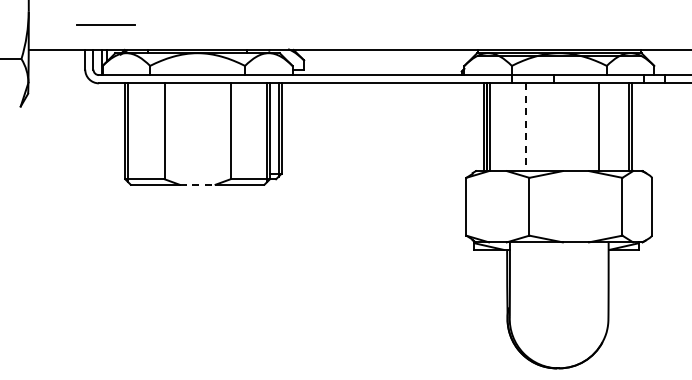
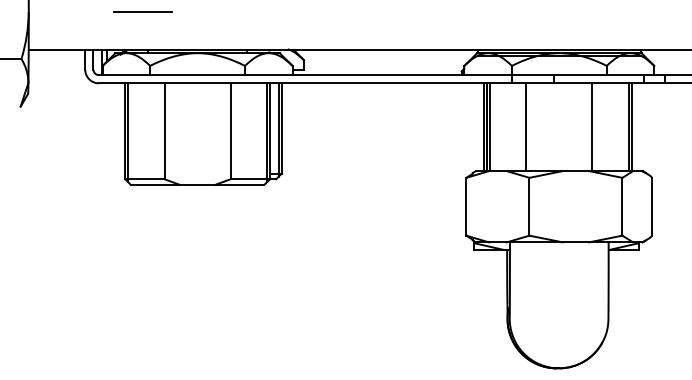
line position: (105, 24) -> (142, 11) (142, 11)
line: dashed -> solid (526, 127)
line position: (599, 127) -> (592, 127) (592, 127)
line: dashed -> solid (198, 184)
